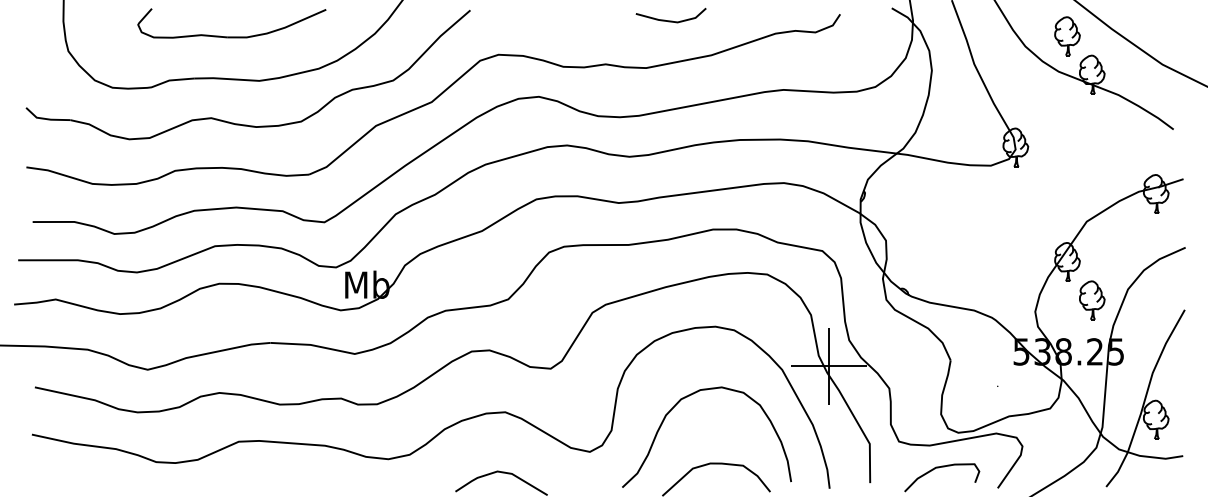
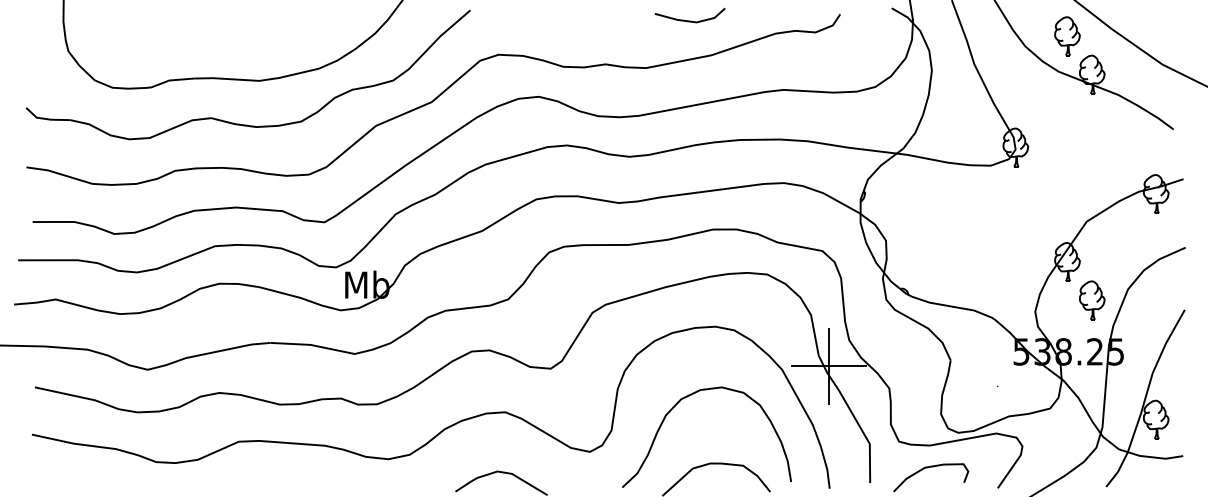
line position: (670, 20) -> (689, 20) (689, 20)
part: present -> none (231, 36)
curve position: (938, 468) -> (927, 468) (927, 468)
